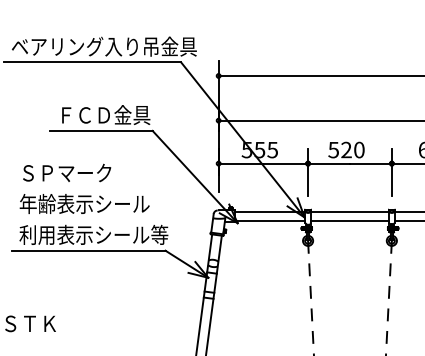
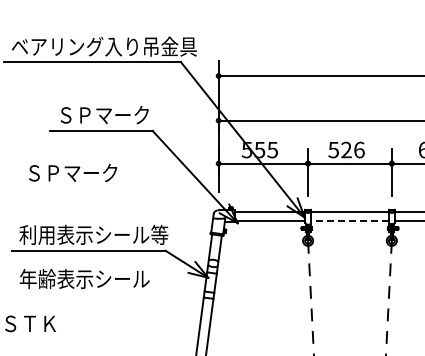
text: ＦＣＤ金具 -> ＳＰマーク (105, 114)
text: 520 -> 526 (359, 149)
text position: (67, 172) -> (73, 172) (73, 172)
text position: (84, 203) -> (84, 278) (84, 278)
line: solid -> dashed (349, 221)
